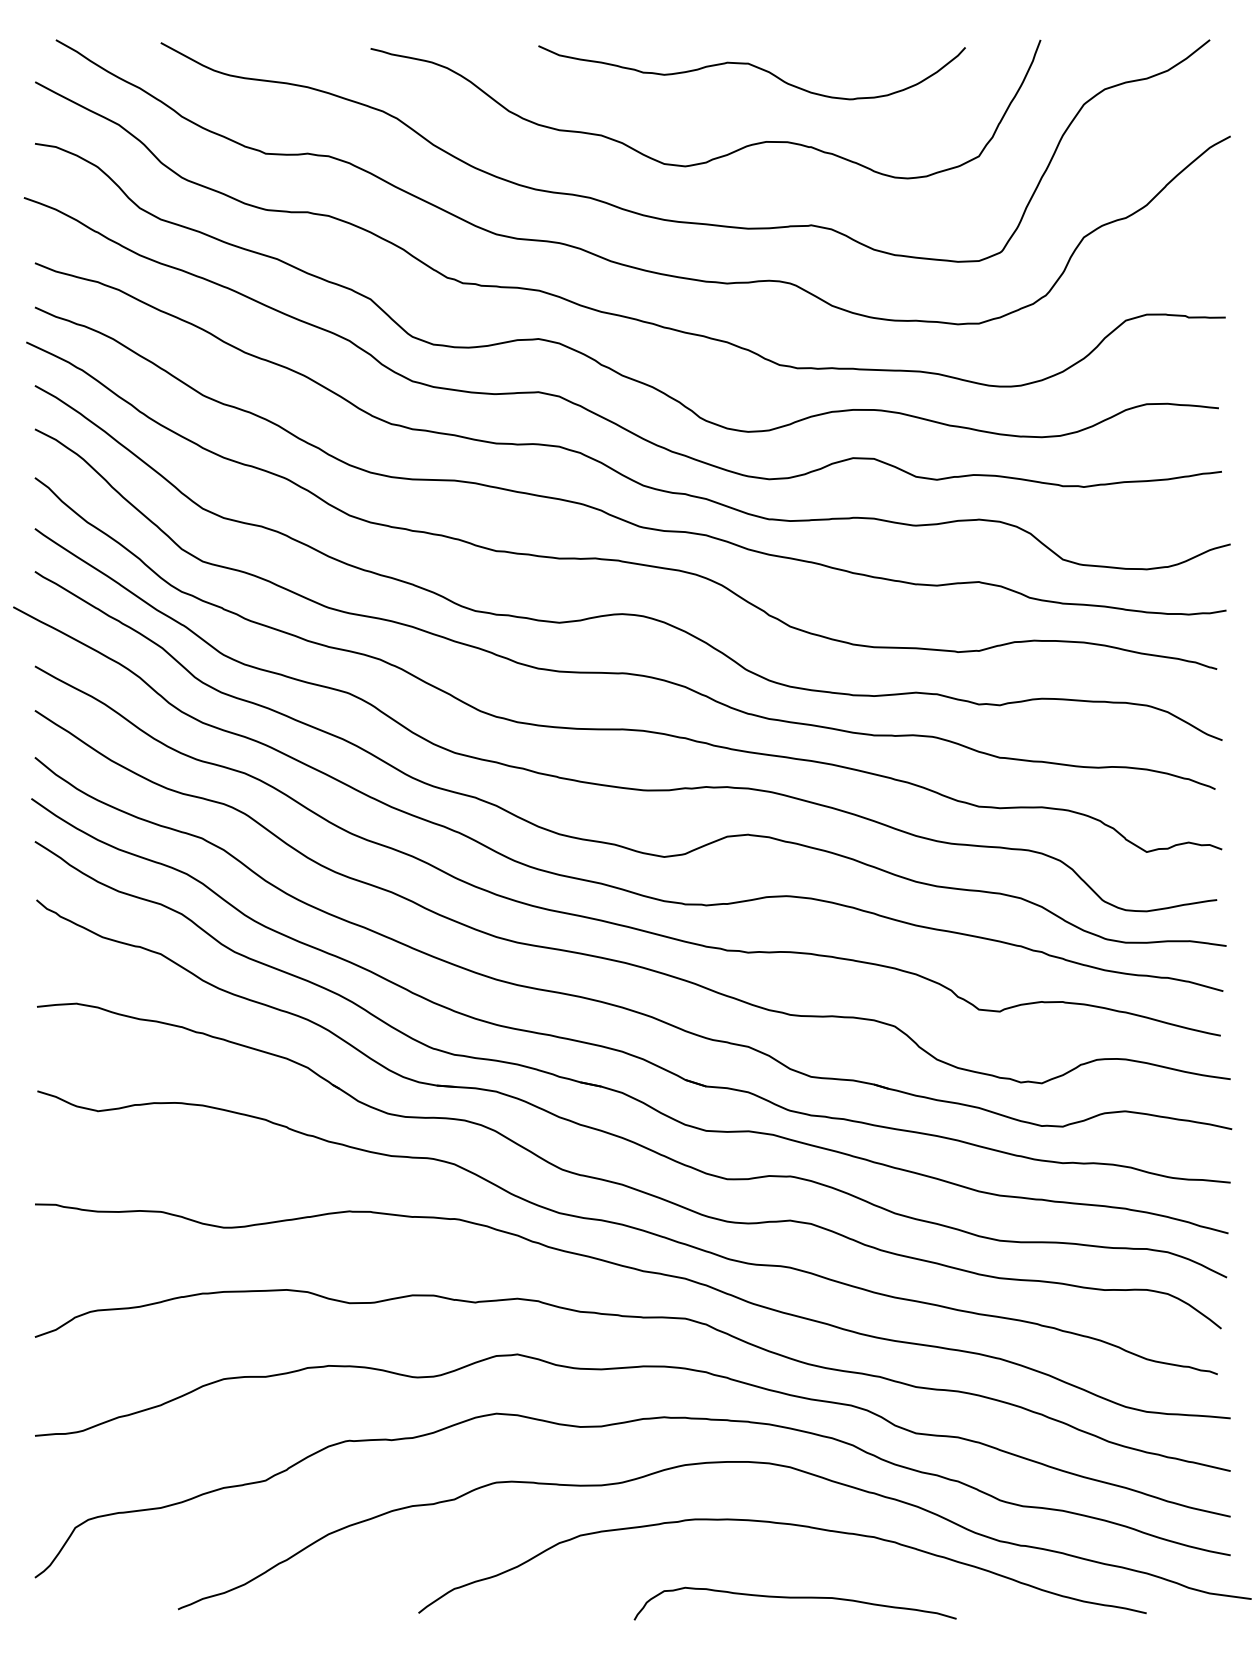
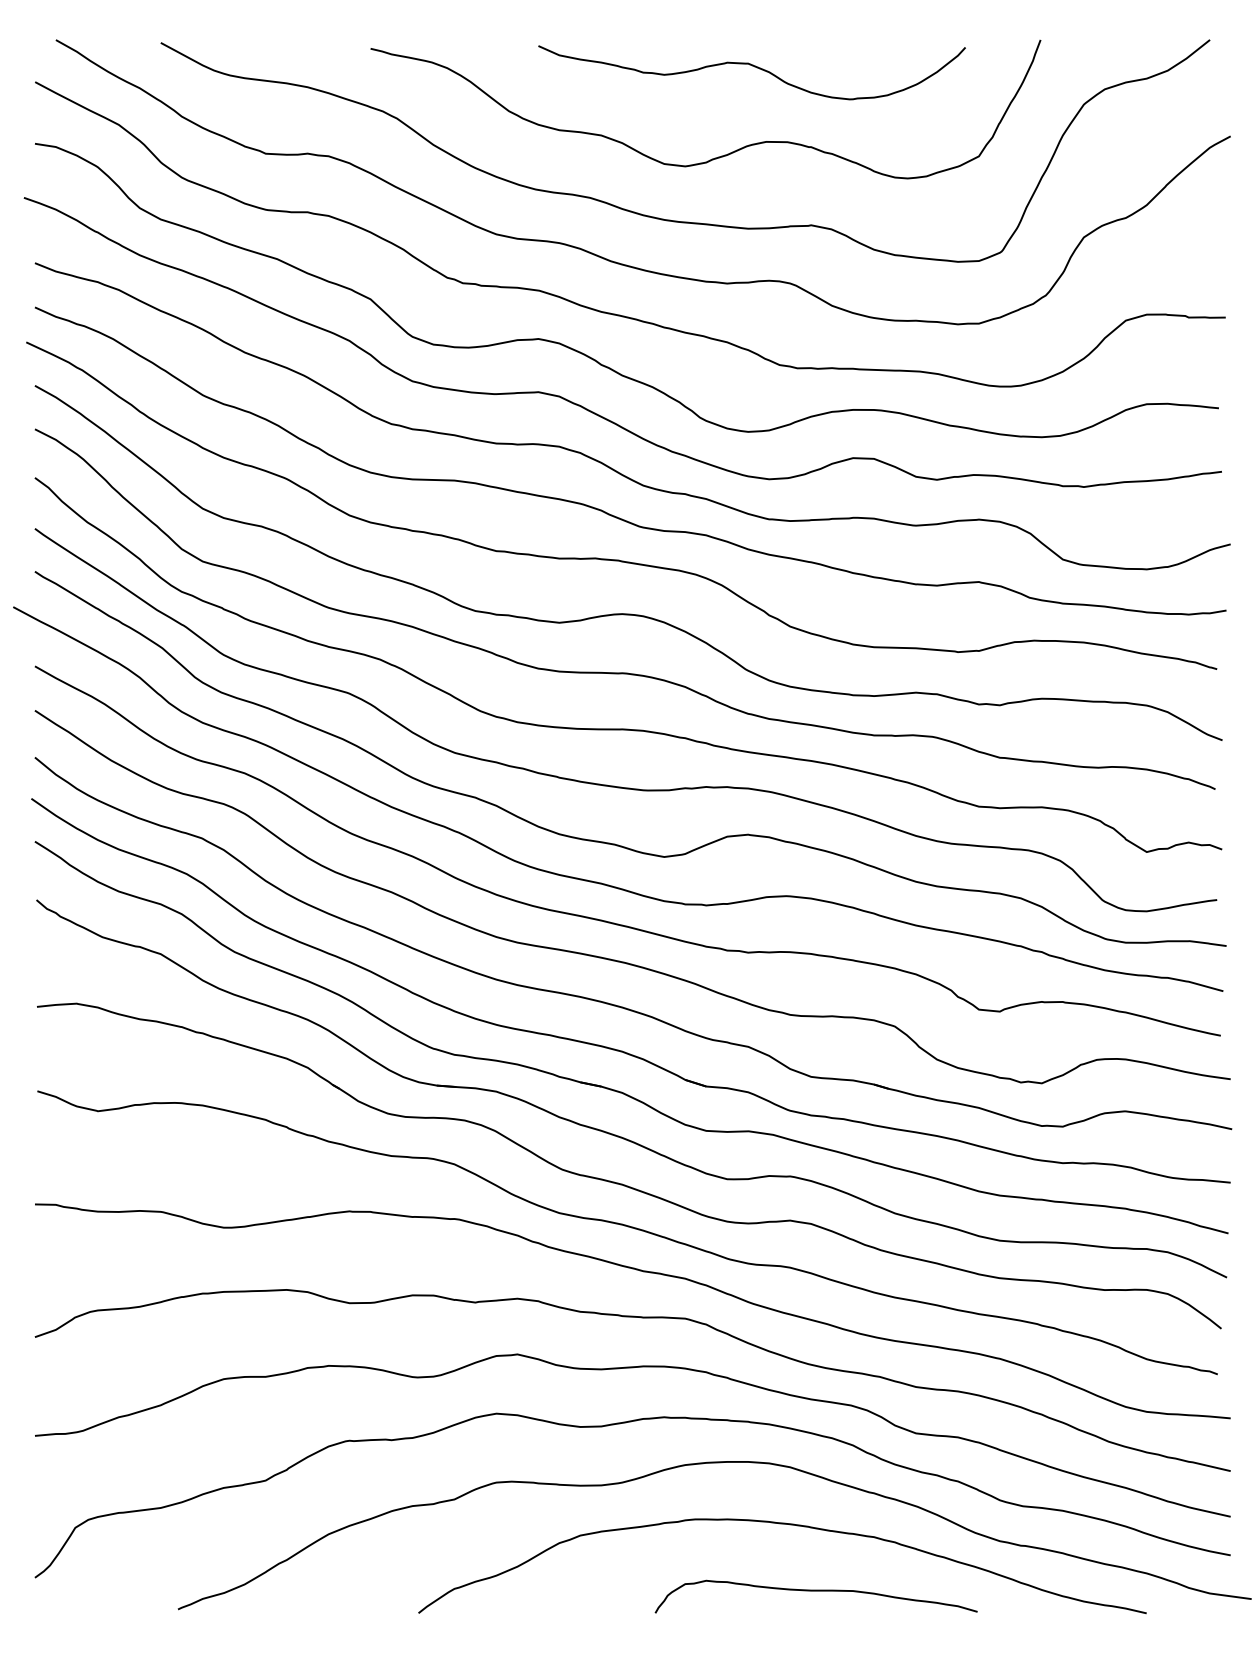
curve position: (794, 1598) -> (815, 1591) (815, 1591)
